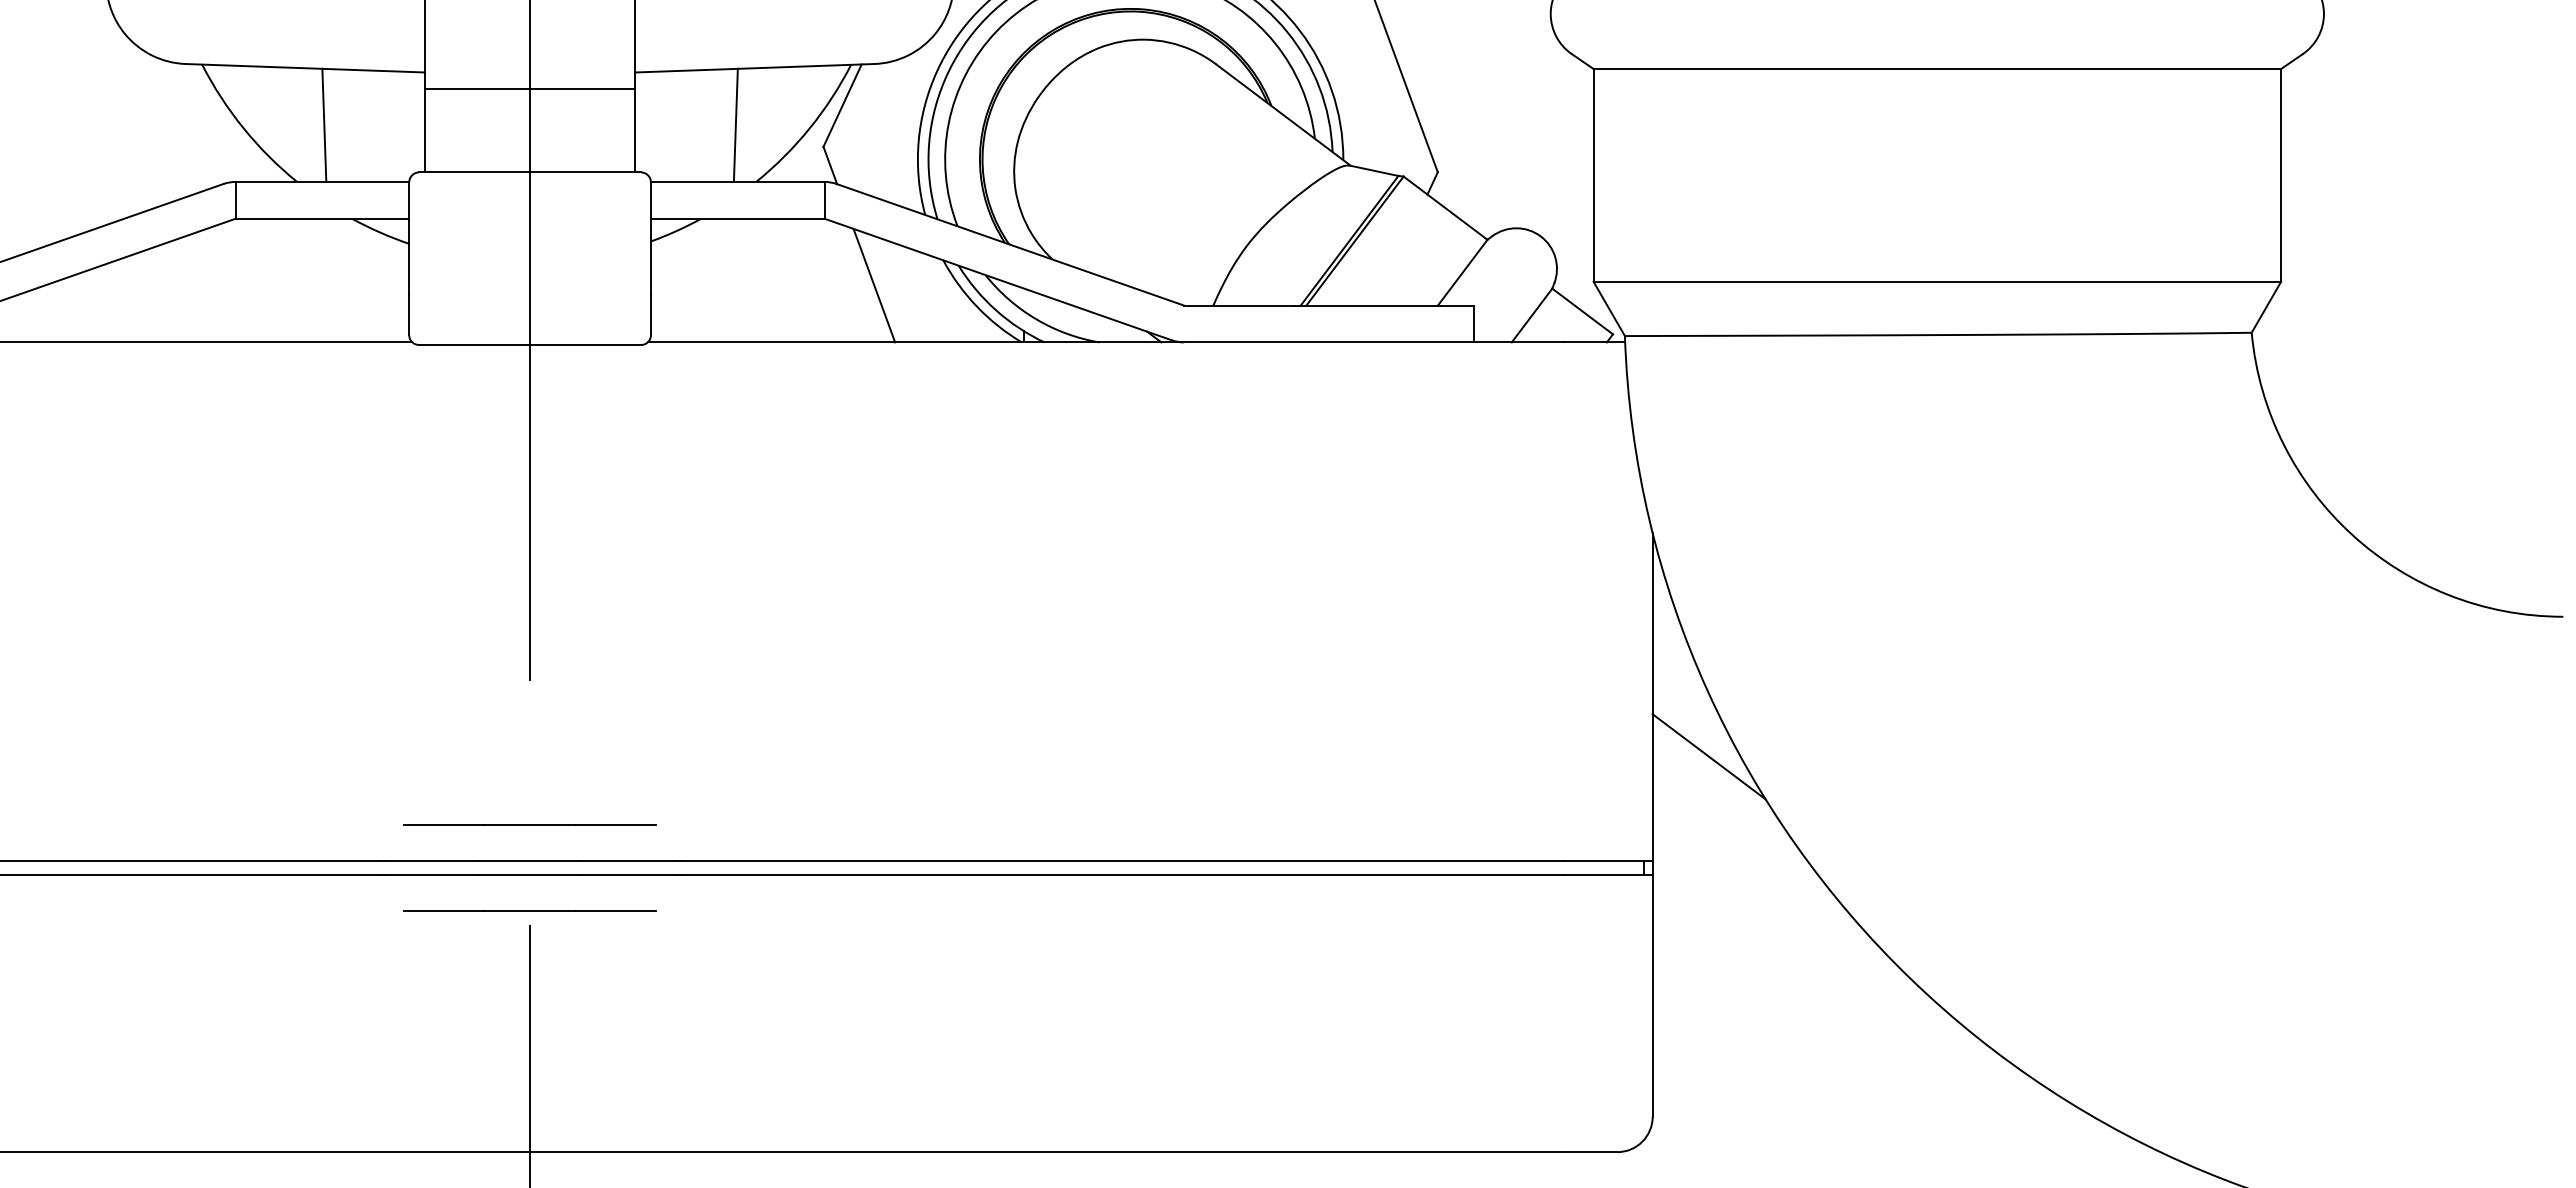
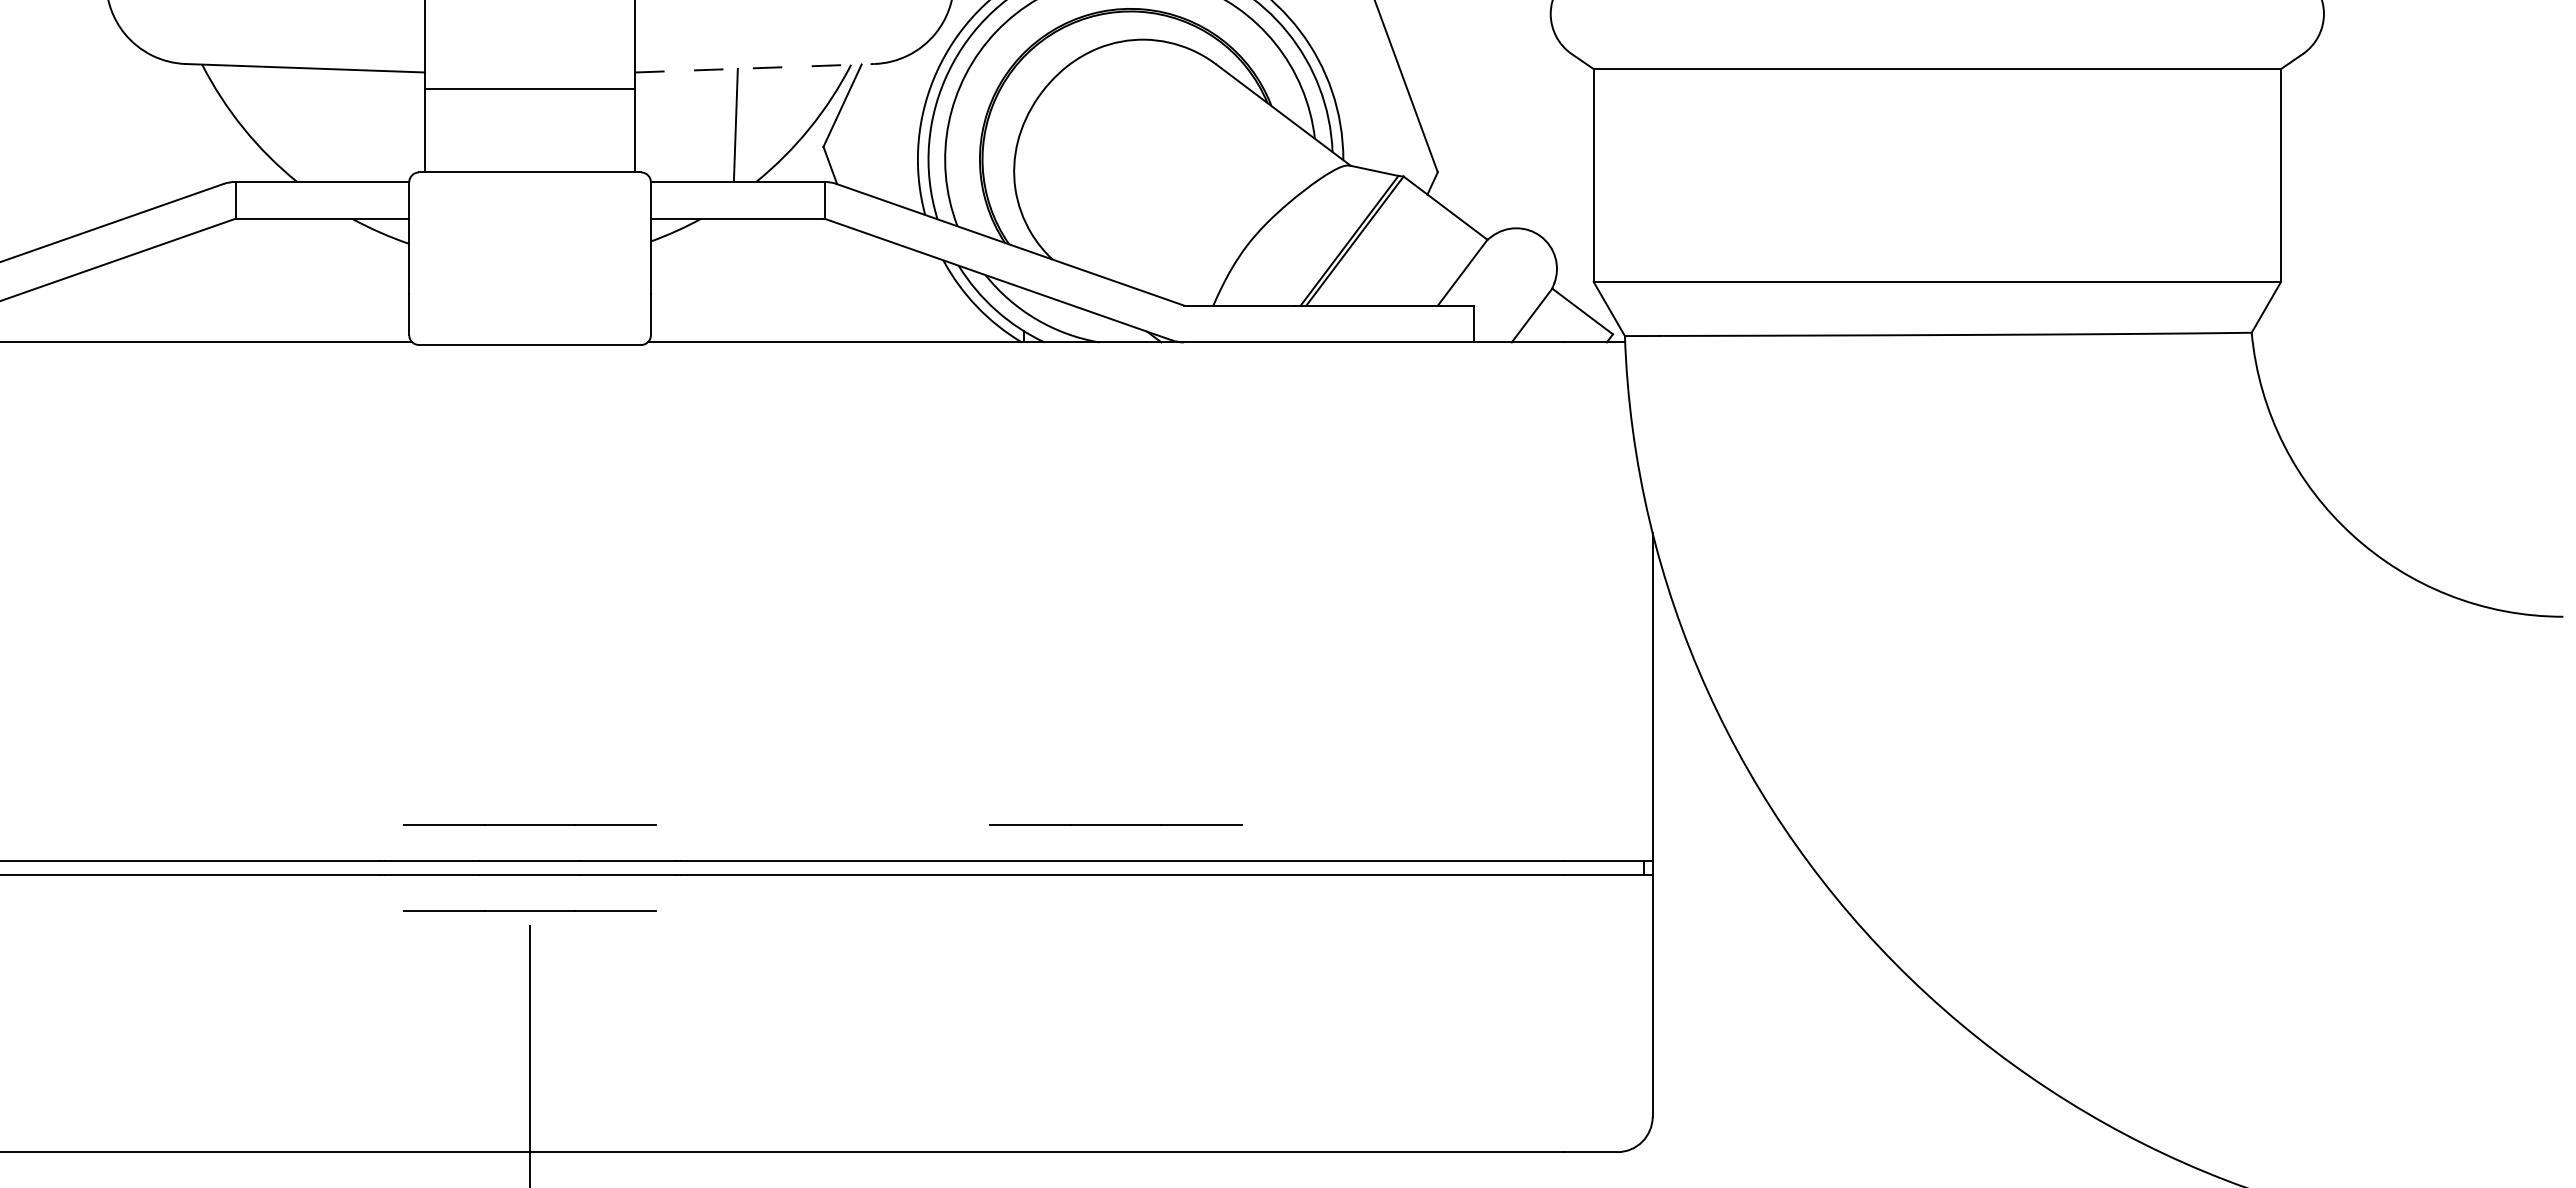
line: solid -> dashed (754, 68)
line: present -> none (324, 124)
line: present -> none (874, 285)
line: present -> none (530, 340)
line: present -> none (1708, 756)
line: none -> present (1115, 824)
